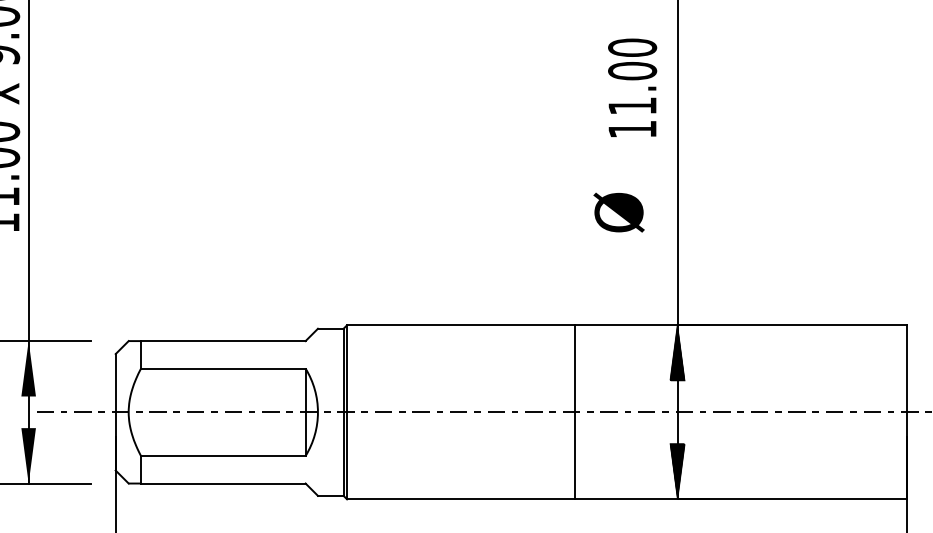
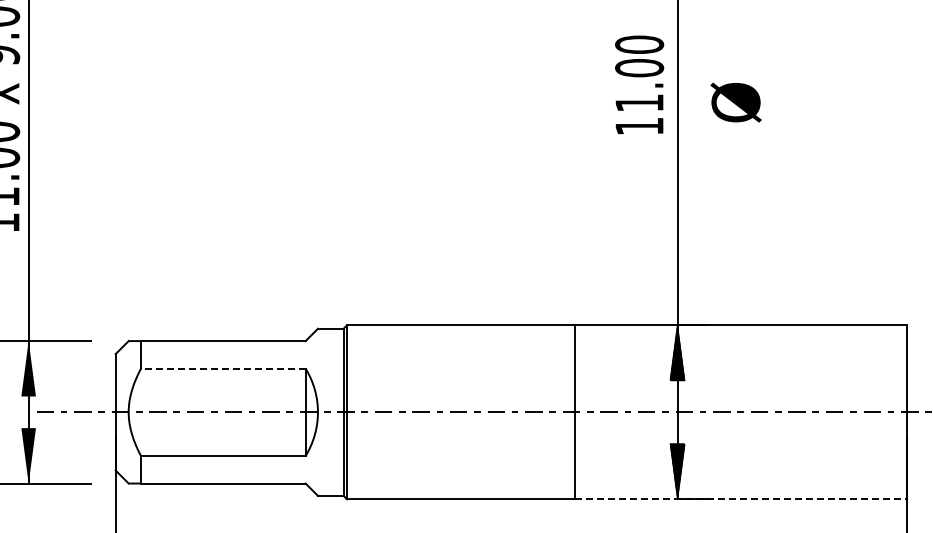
text position: (632, 87) -> (639, 84) (639, 84)
text position: (618, 212) -> (735, 102) (735, 102)
line: solid -> dashed (222, 368)
line: solid -> dashed (741, 499)
